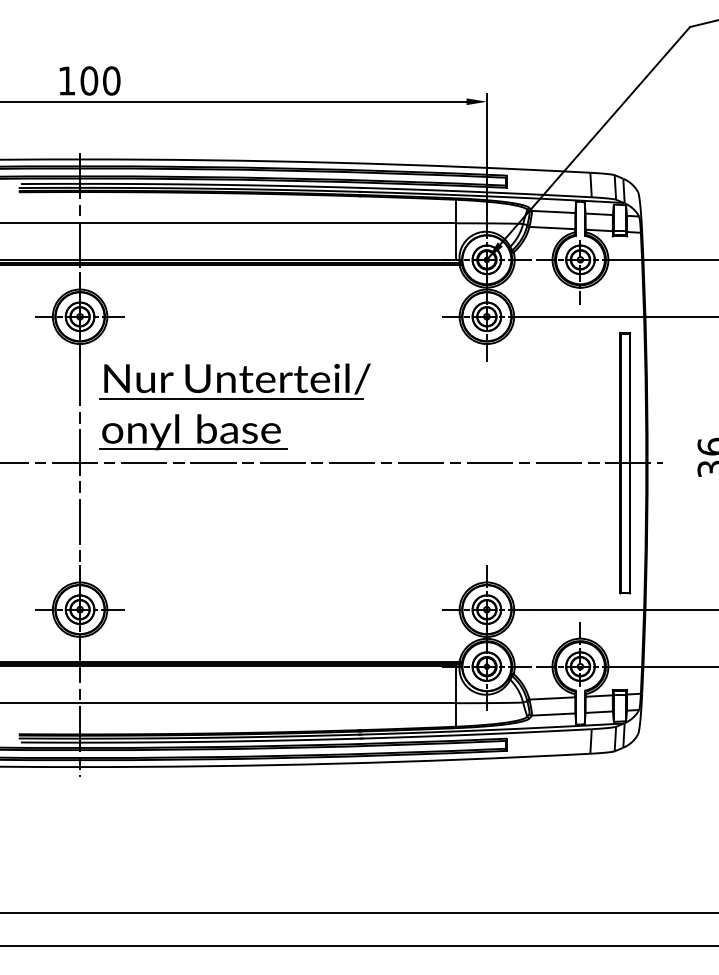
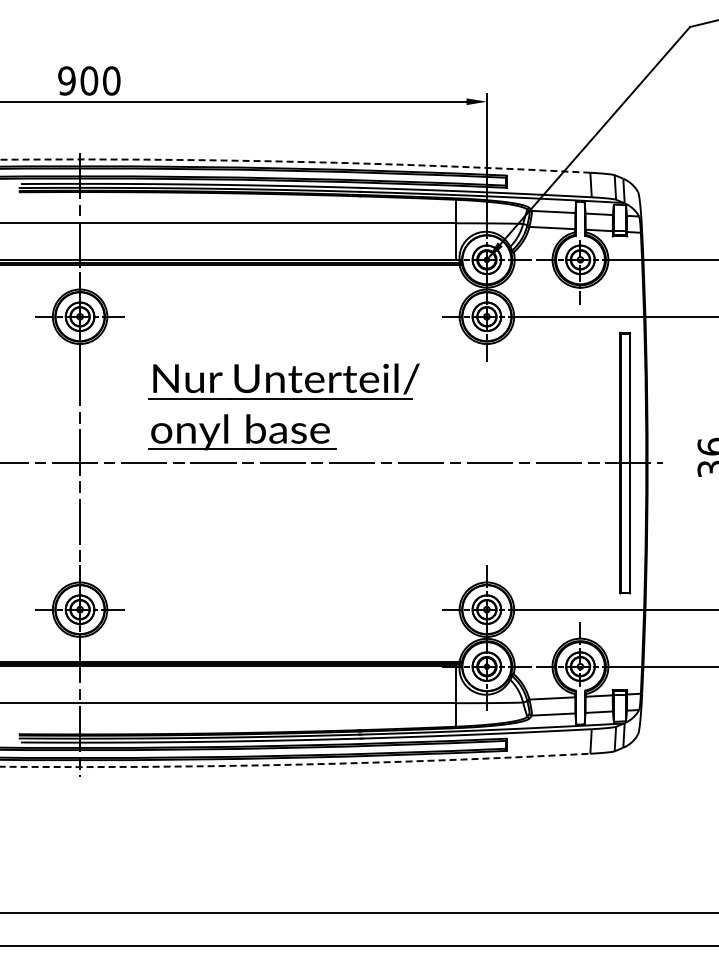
text: 100 -> 900 (66, 80)
arc: solid -> dashed (294, 161)
part position: (234, 399) -> (283, 399) (283, 399)
arc: solid -> dashed (295, 764)
